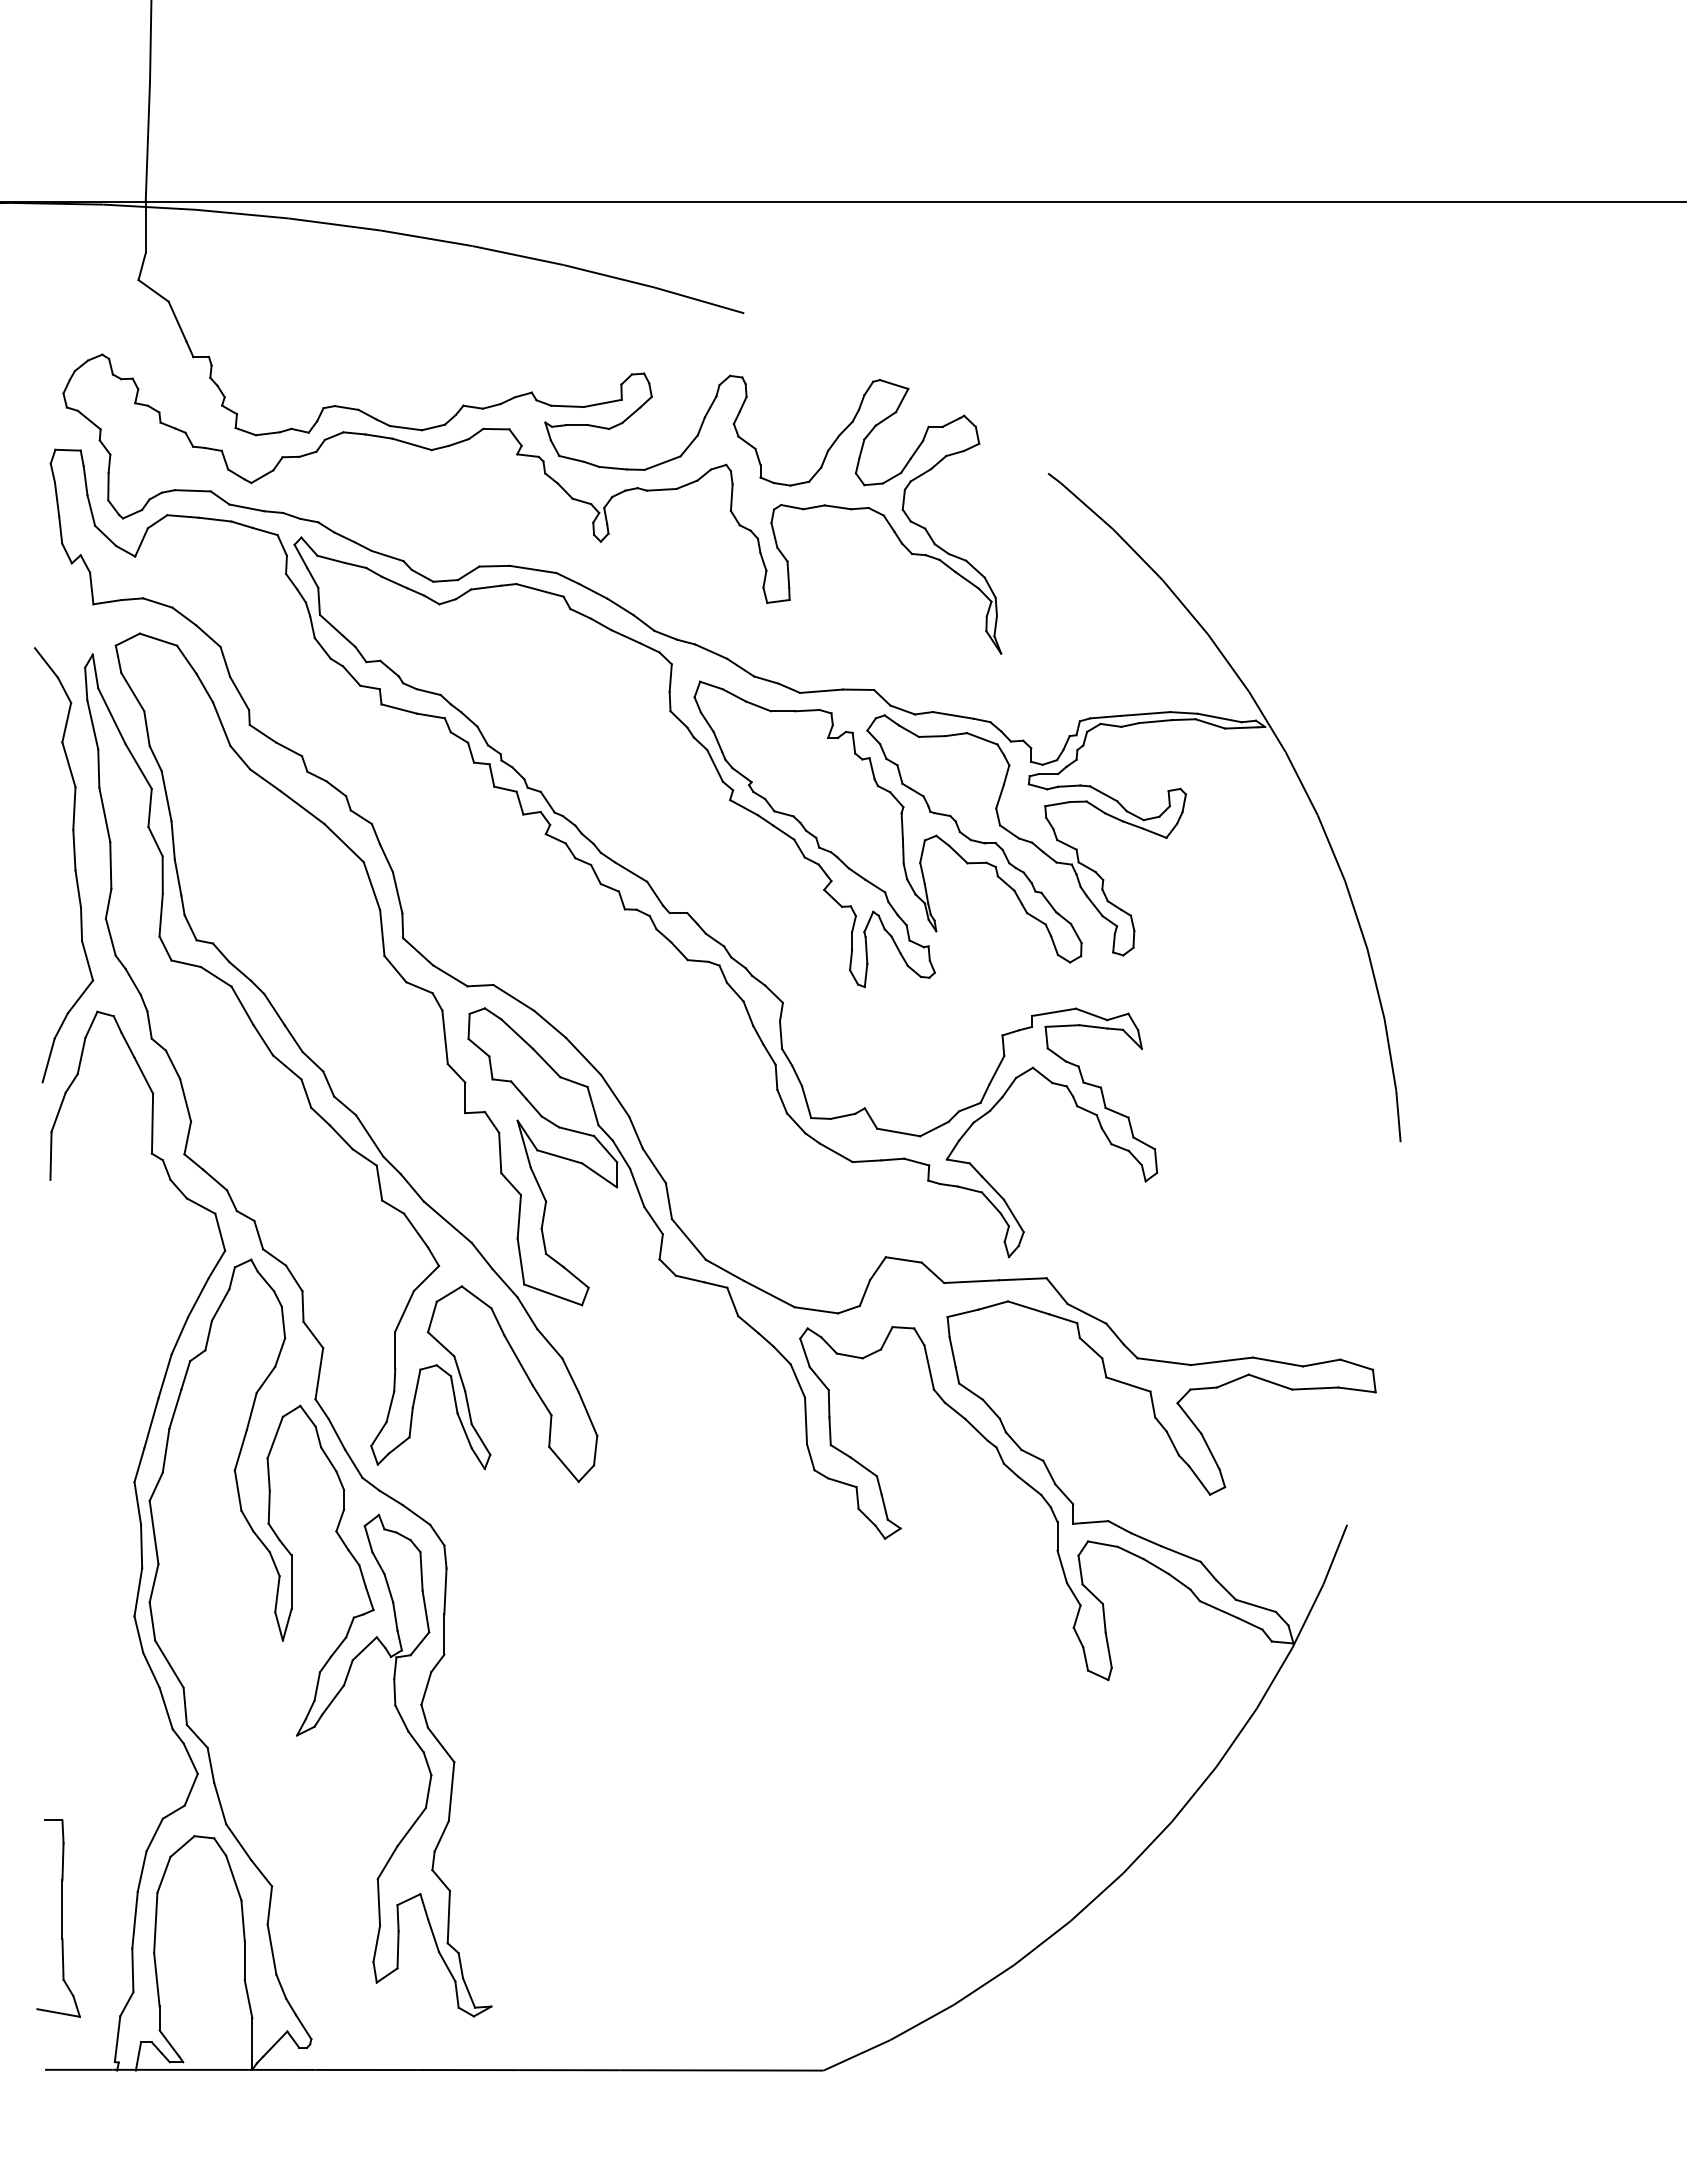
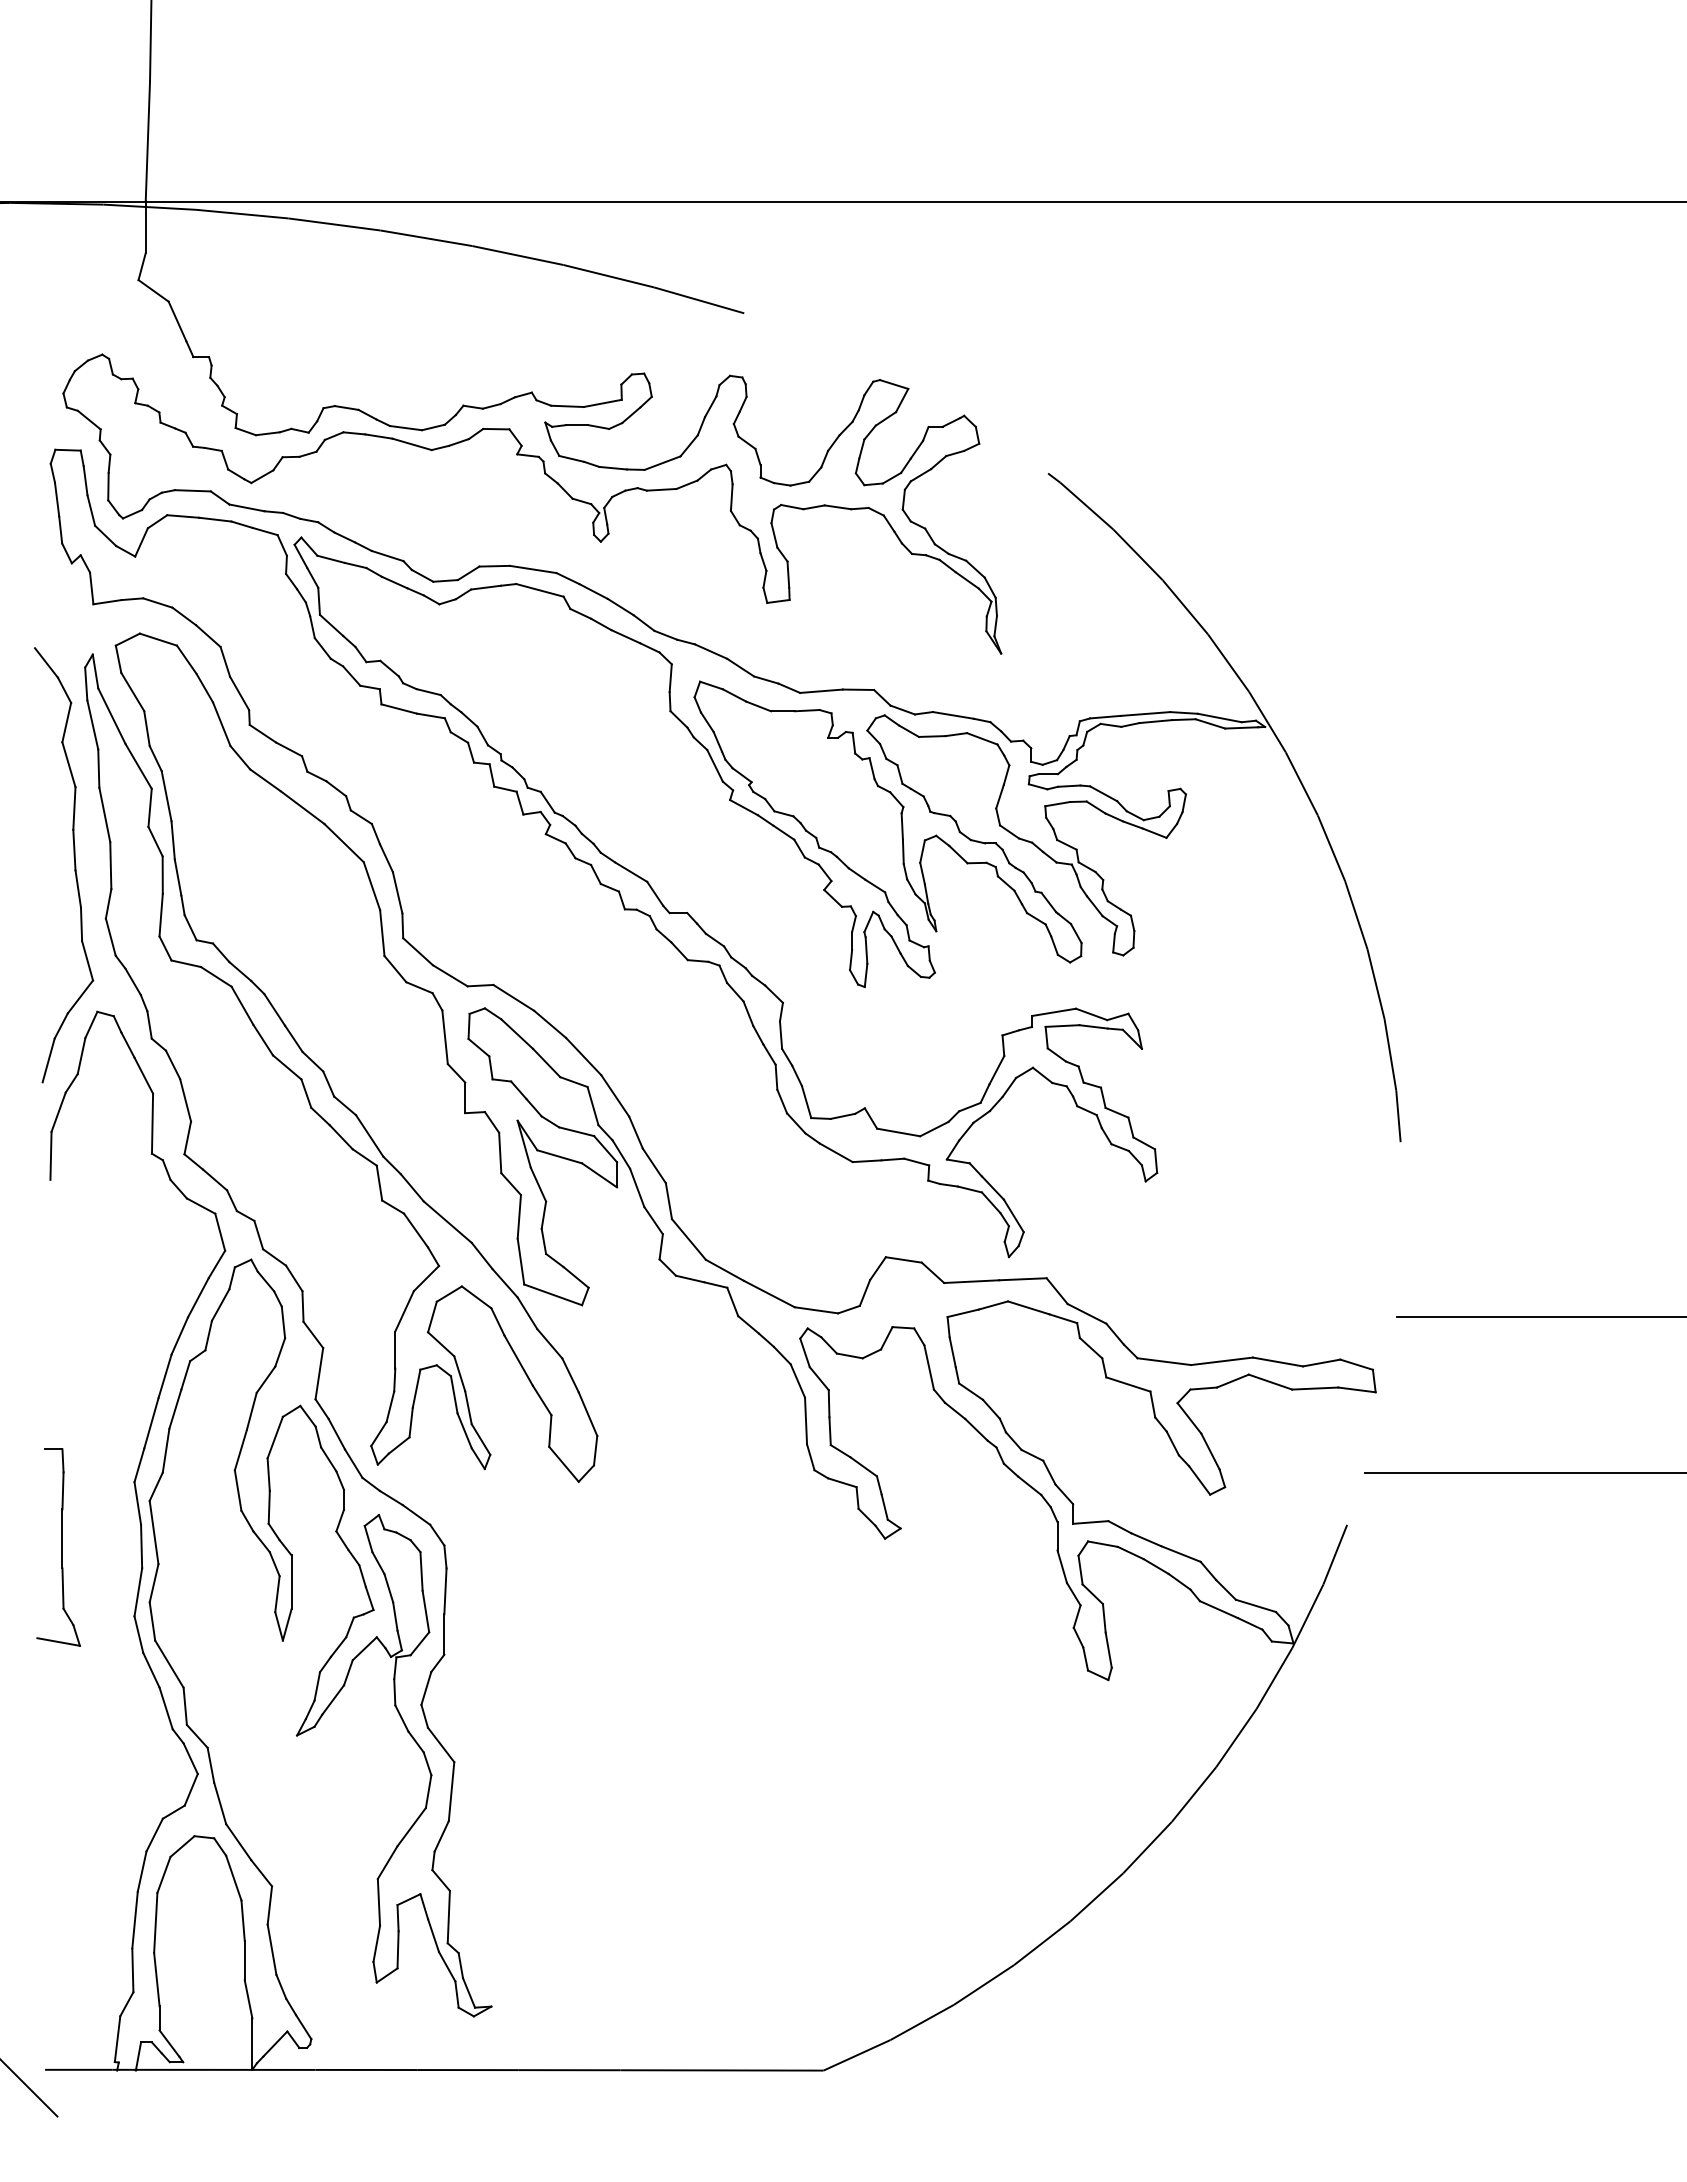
line: none -> present (1539, 1316)
line: none -> present (1523, 1472)
part position: (58, 1918) -> (58, 1547) (58, 1547)
line: none -> present (29, 2088)
